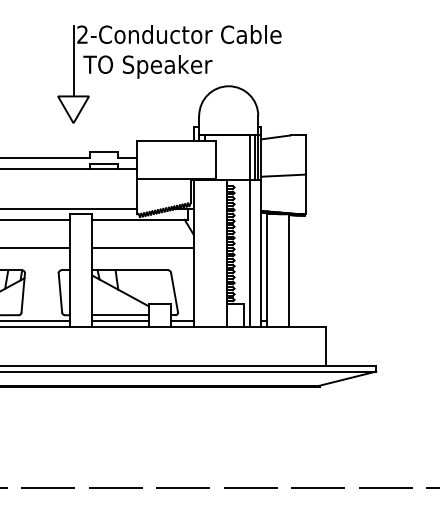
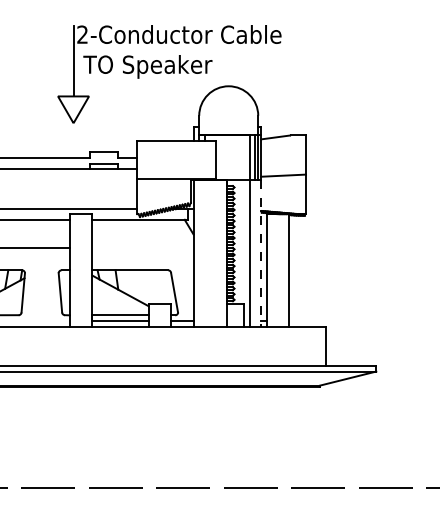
line: present -> none (142, 247)
line: solid -> dashed (261, 254)
line: present -> none (35, 320)
